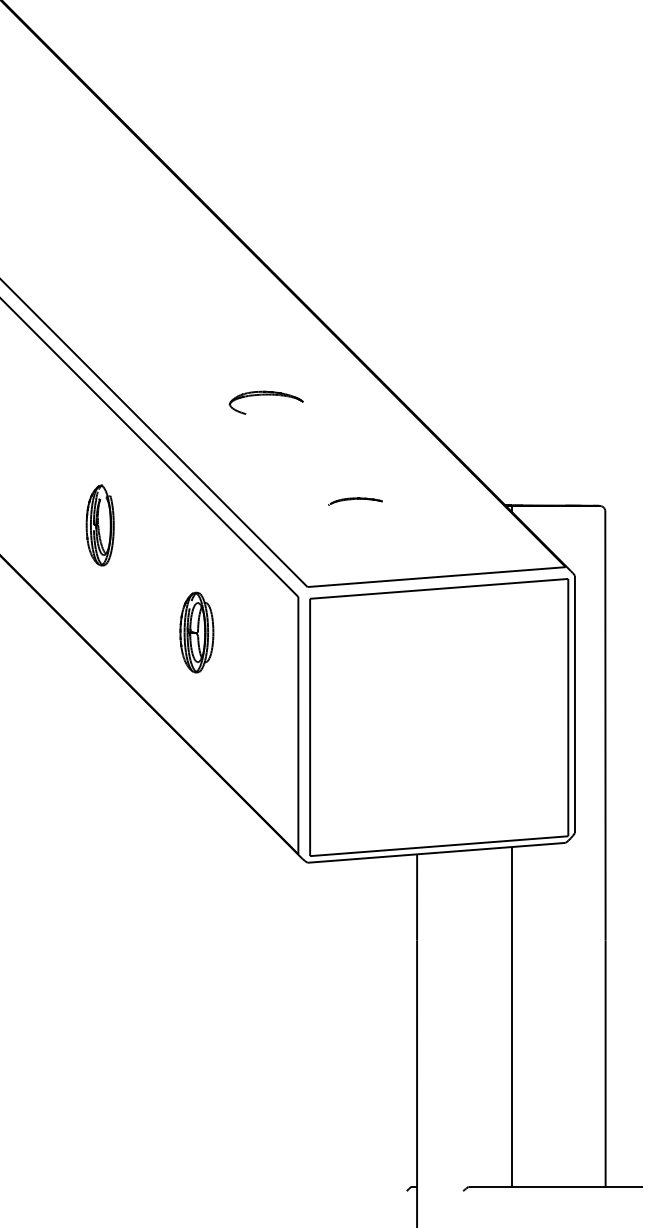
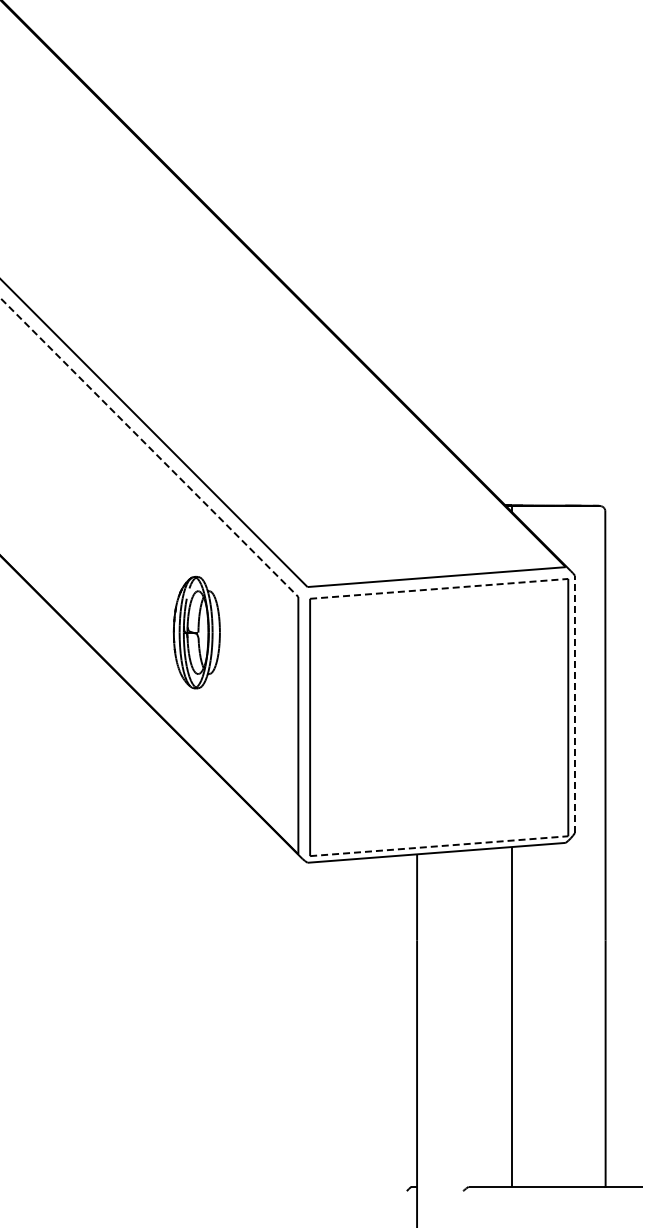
part: present -> none (265, 395)
line: solid -> dashed (149, 447)
part: present -> none (355, 501)
part: present -> none (99, 525)
line: solid -> dashed (439, 588)
part size: 36x83 px -> 49x114 px (196, 632)
line: solid -> dashed (574, 704)
line: solid -> dashed (439, 846)
